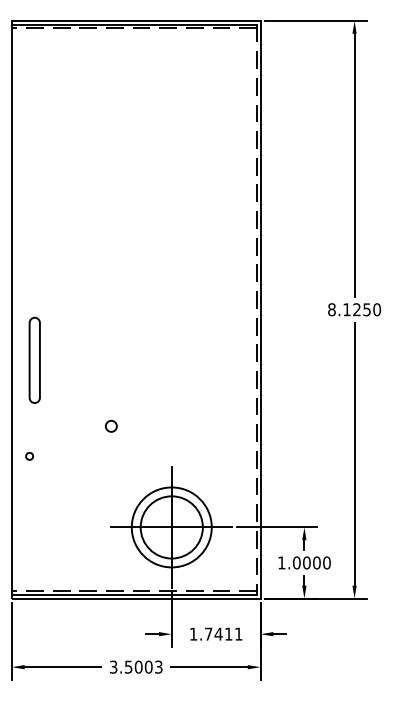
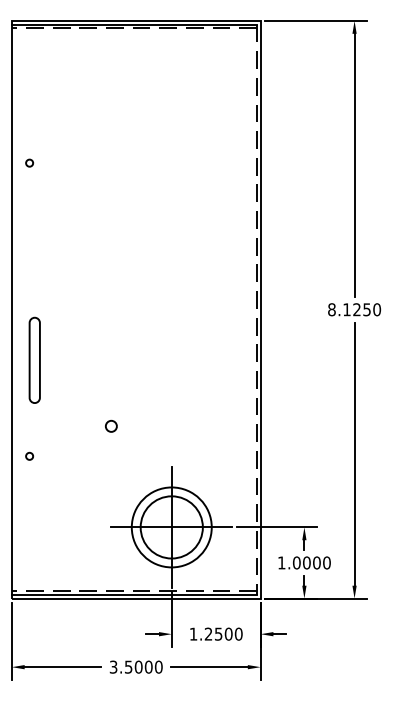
circle: none -> present (29, 162)
text: 1.7411 -> 1.2500 (223, 633)
text: 3.5003 -> 3.5000 (158, 666)
